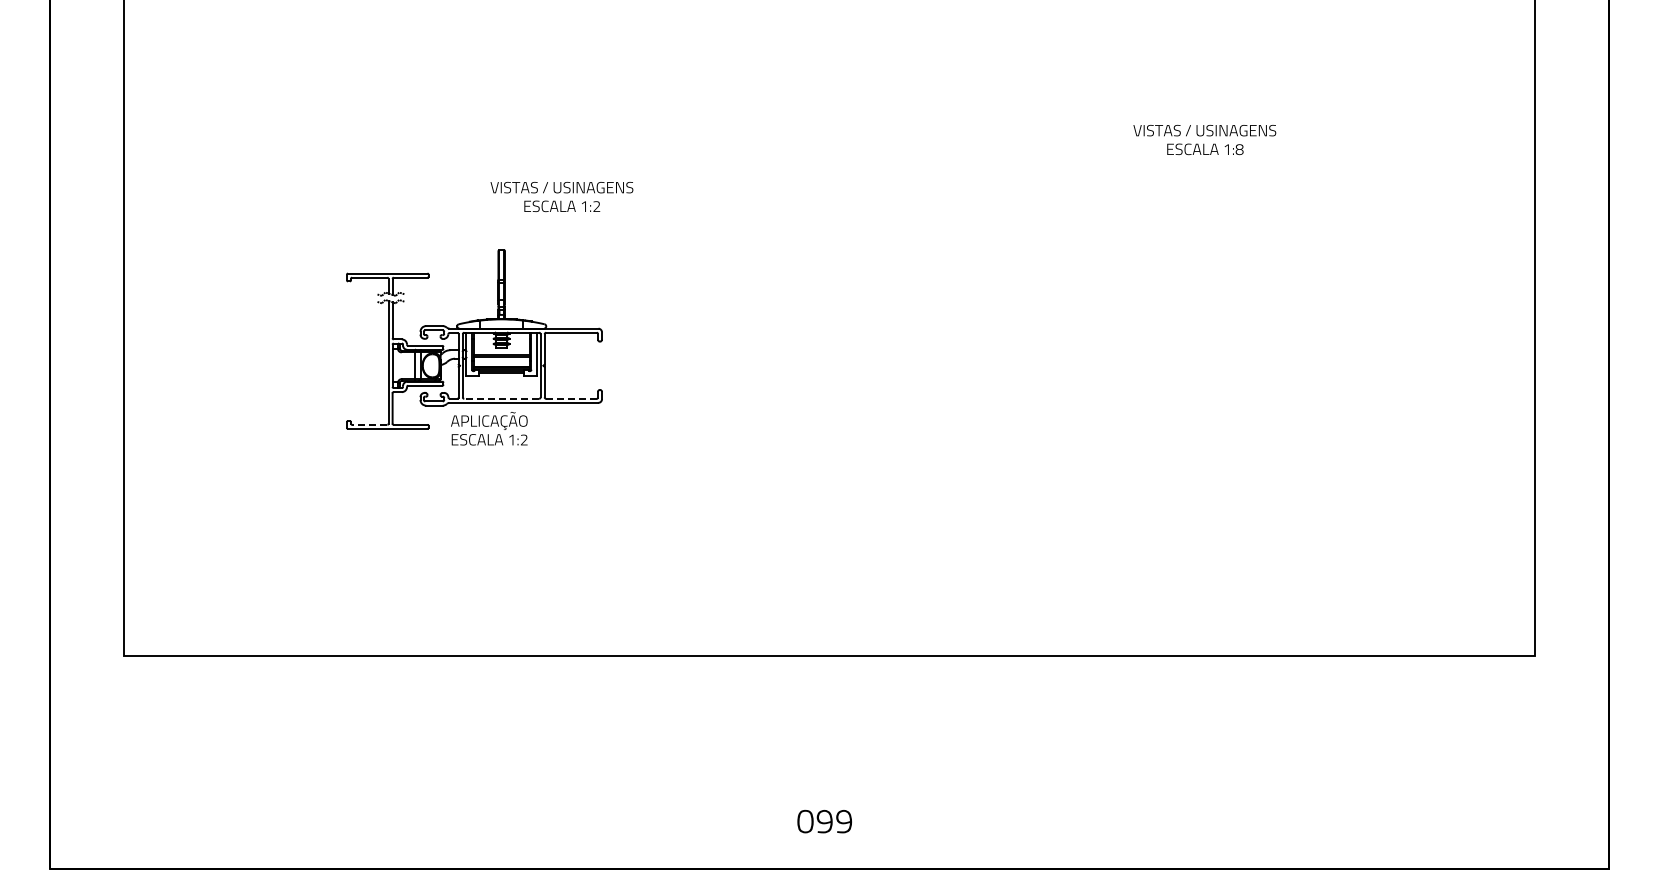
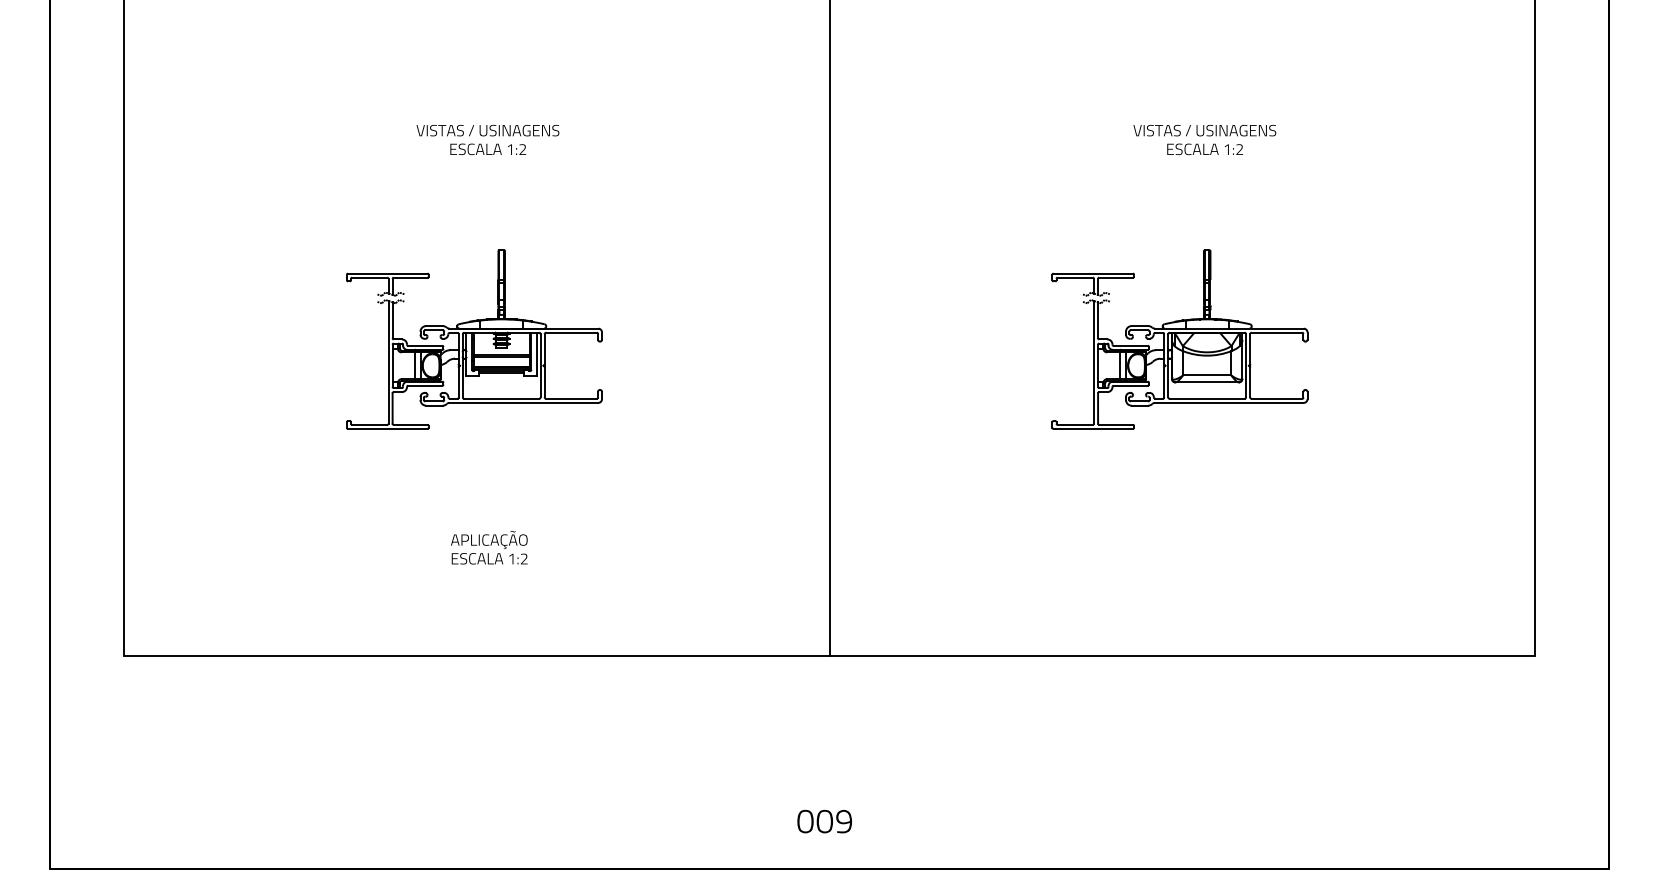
text: 1:8 -> 1:2 (1239, 149)
text position: (561, 197) -> (487, 140) (487, 140)
line: none -> present (829, 328)
part: none -> present (1179, 339)
line: dashed -> solid (501, 398)
line: dashed -> solid (572, 398)
line: dashed -> solid (369, 424)
text position: (489, 428) -> (489, 547) (489, 547)
text: 099 -> 009 (824, 821)
